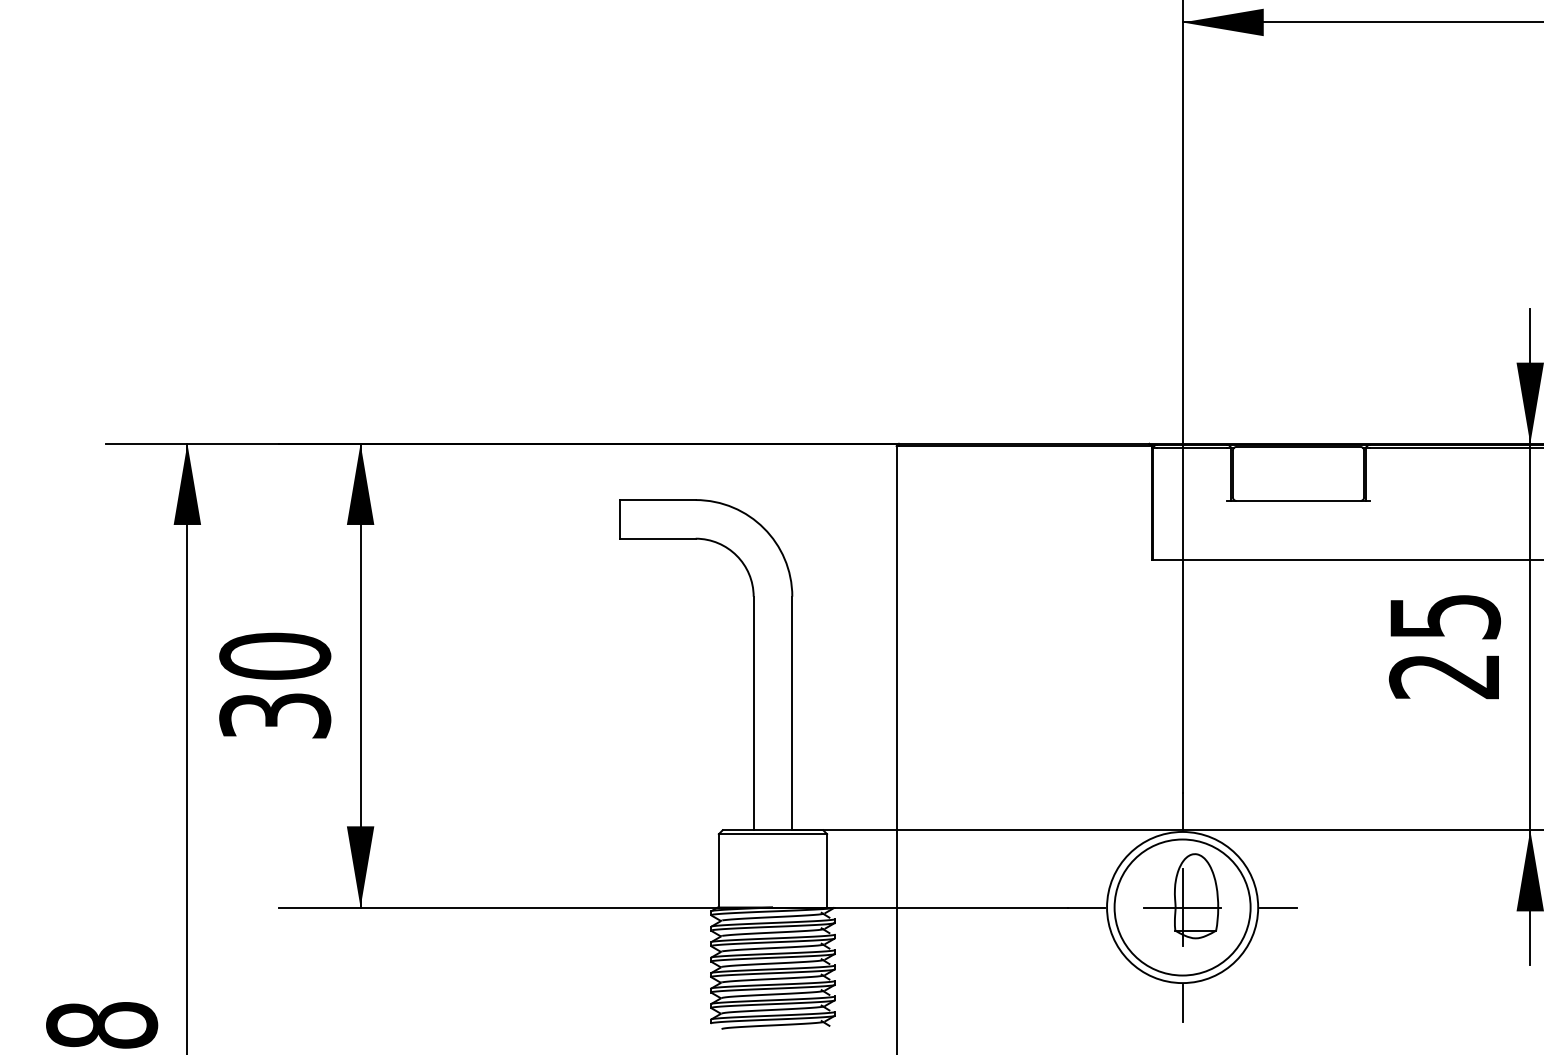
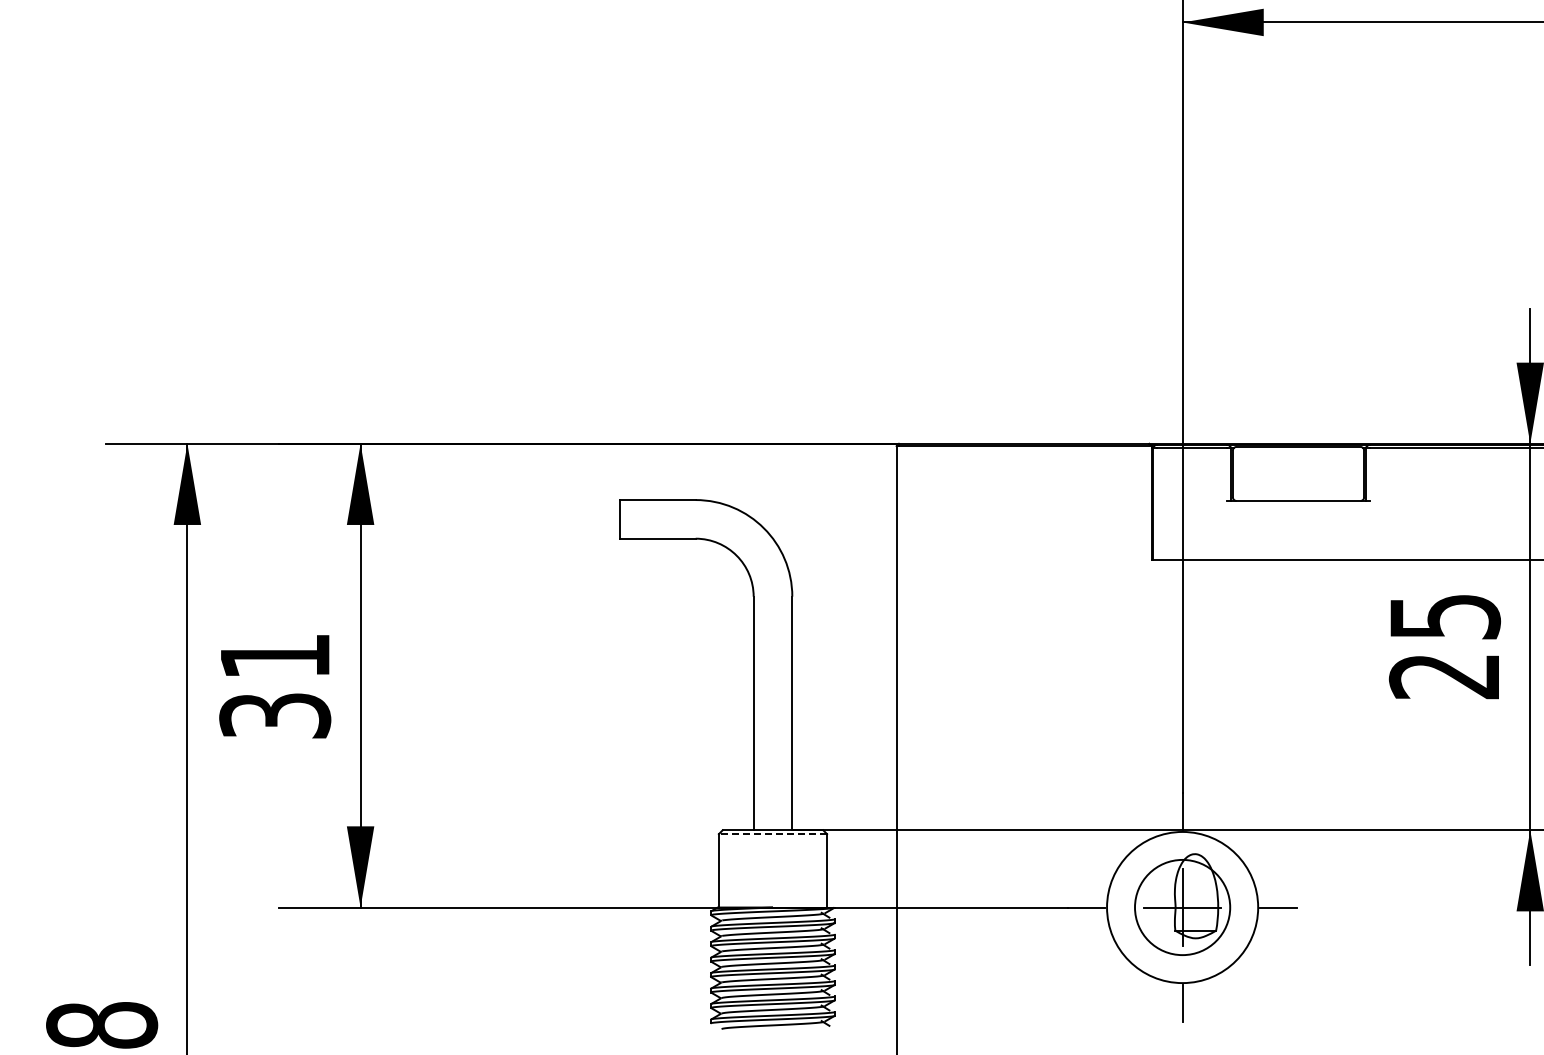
text: 30 -> 31 (275, 655)
line: solid -> dashed (772, 834)
circle diameter: 136 px -> 95 px (1182, 907)
